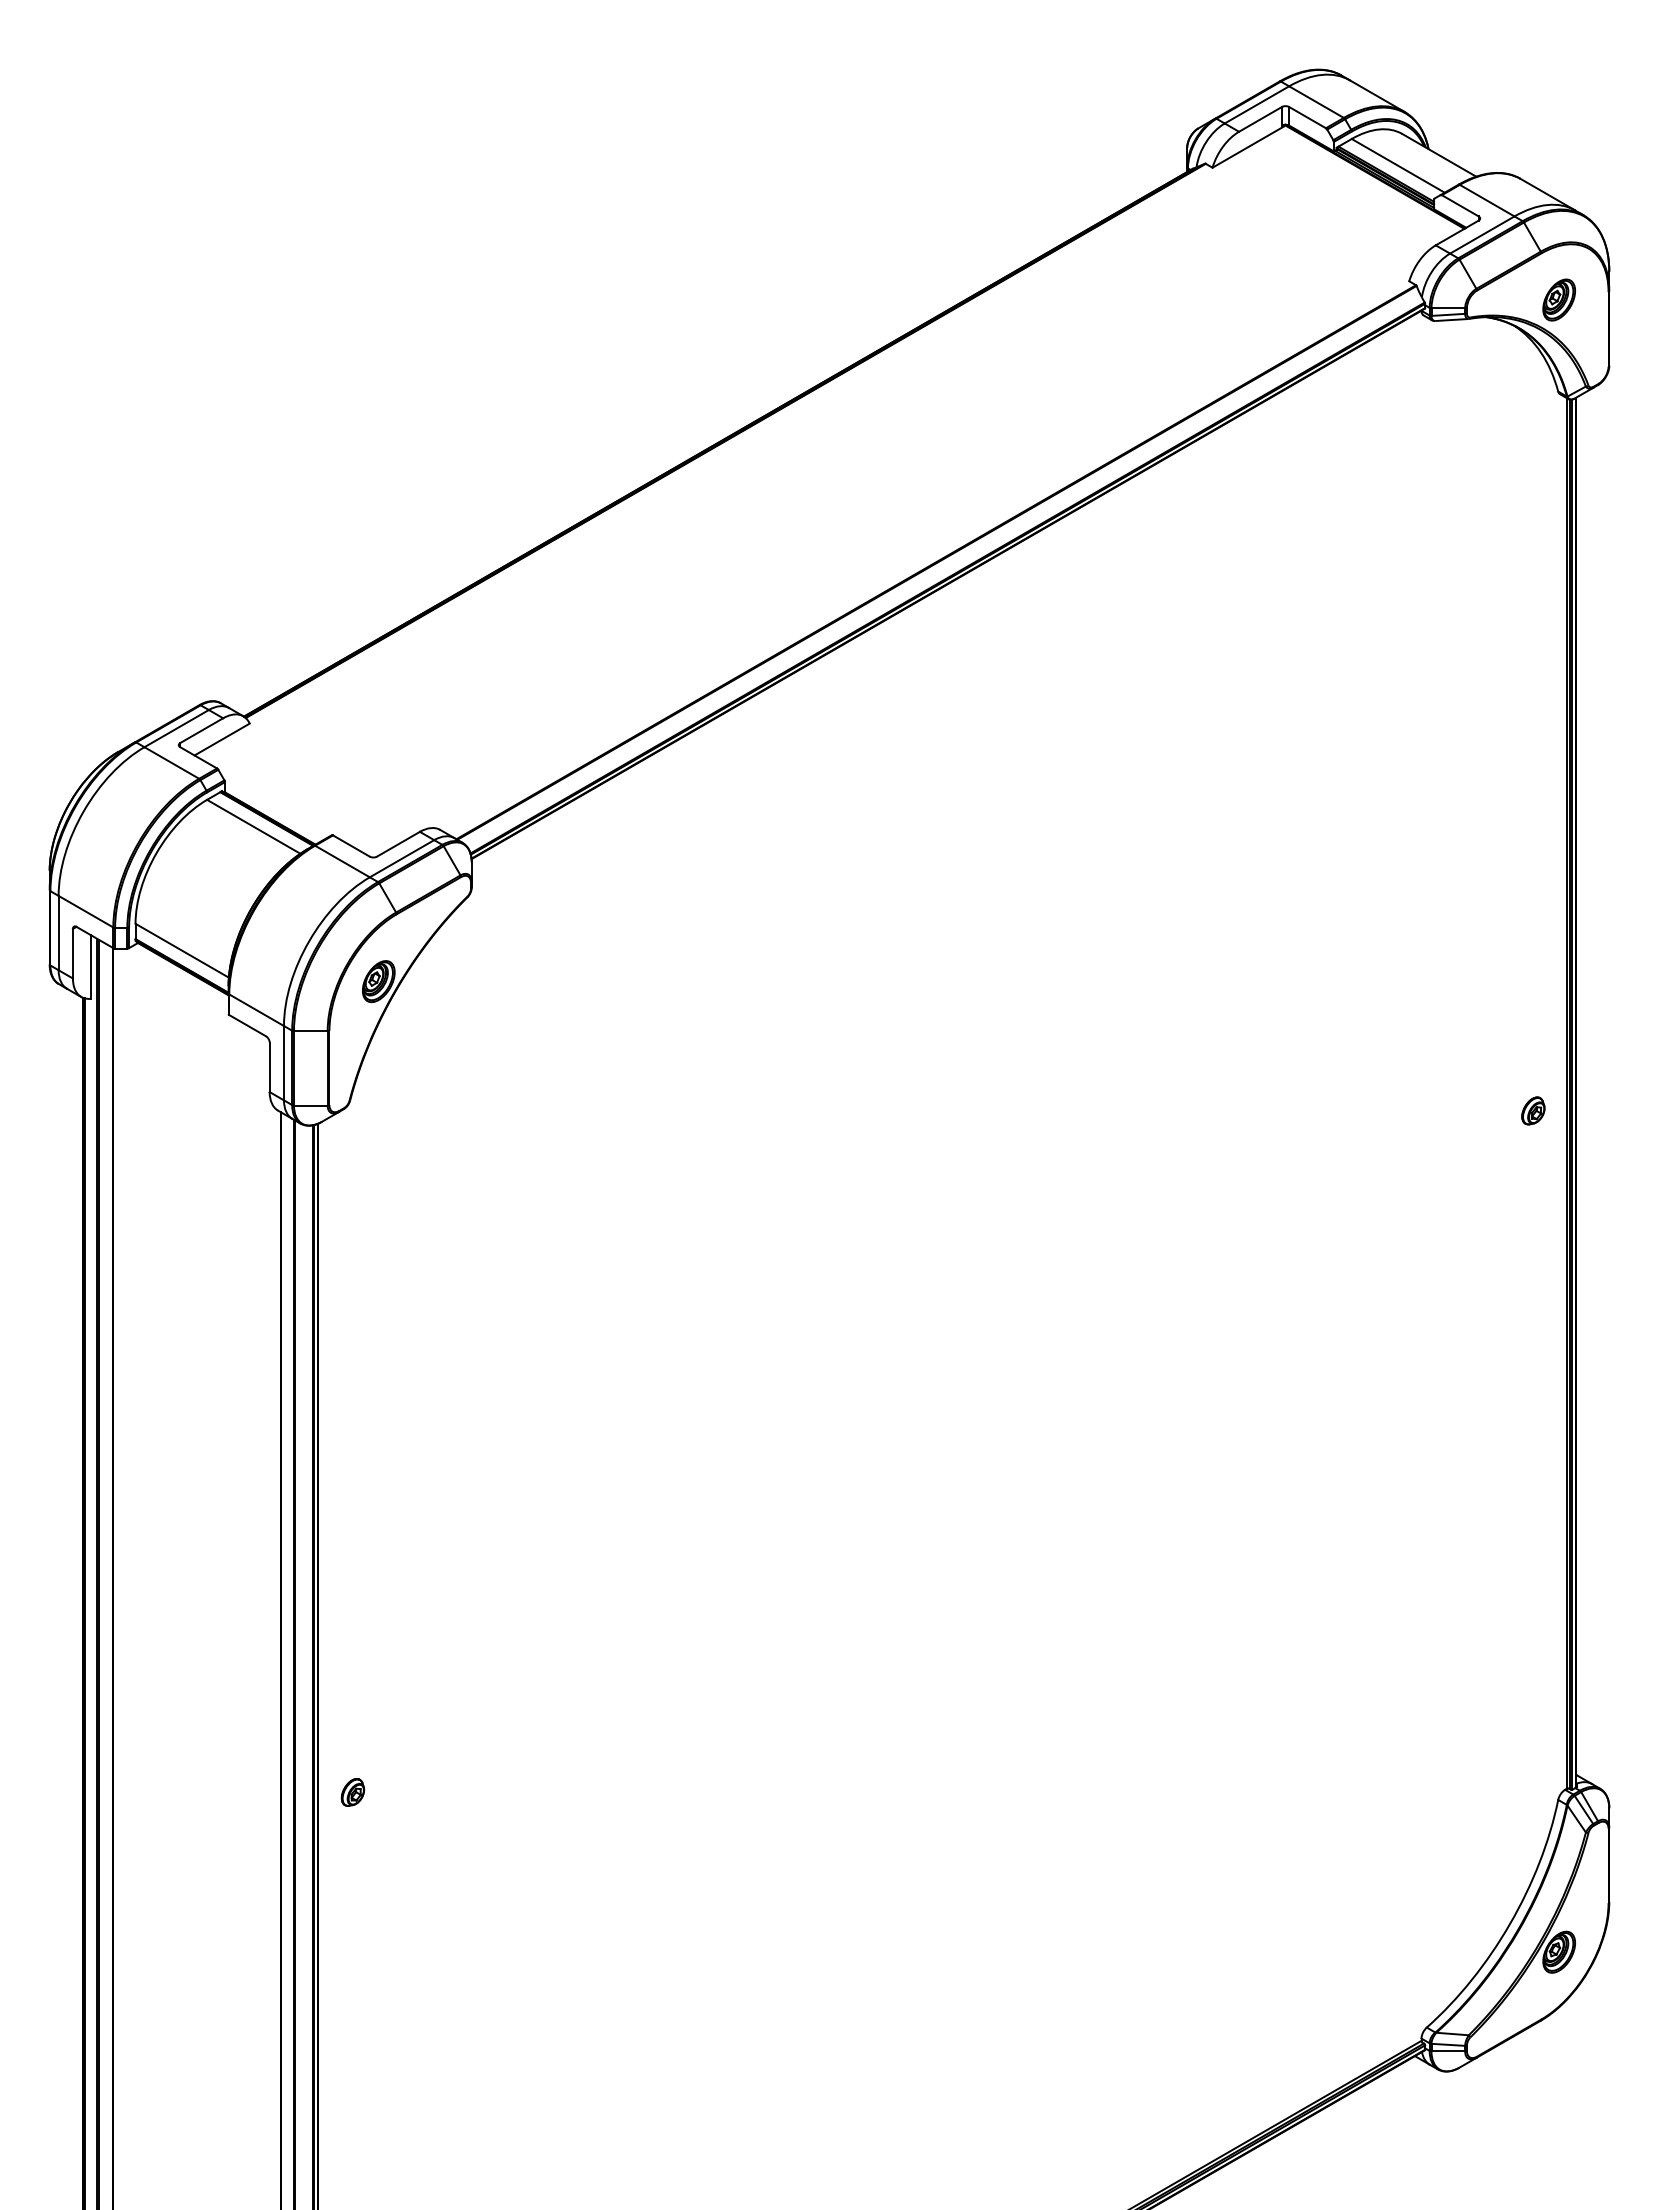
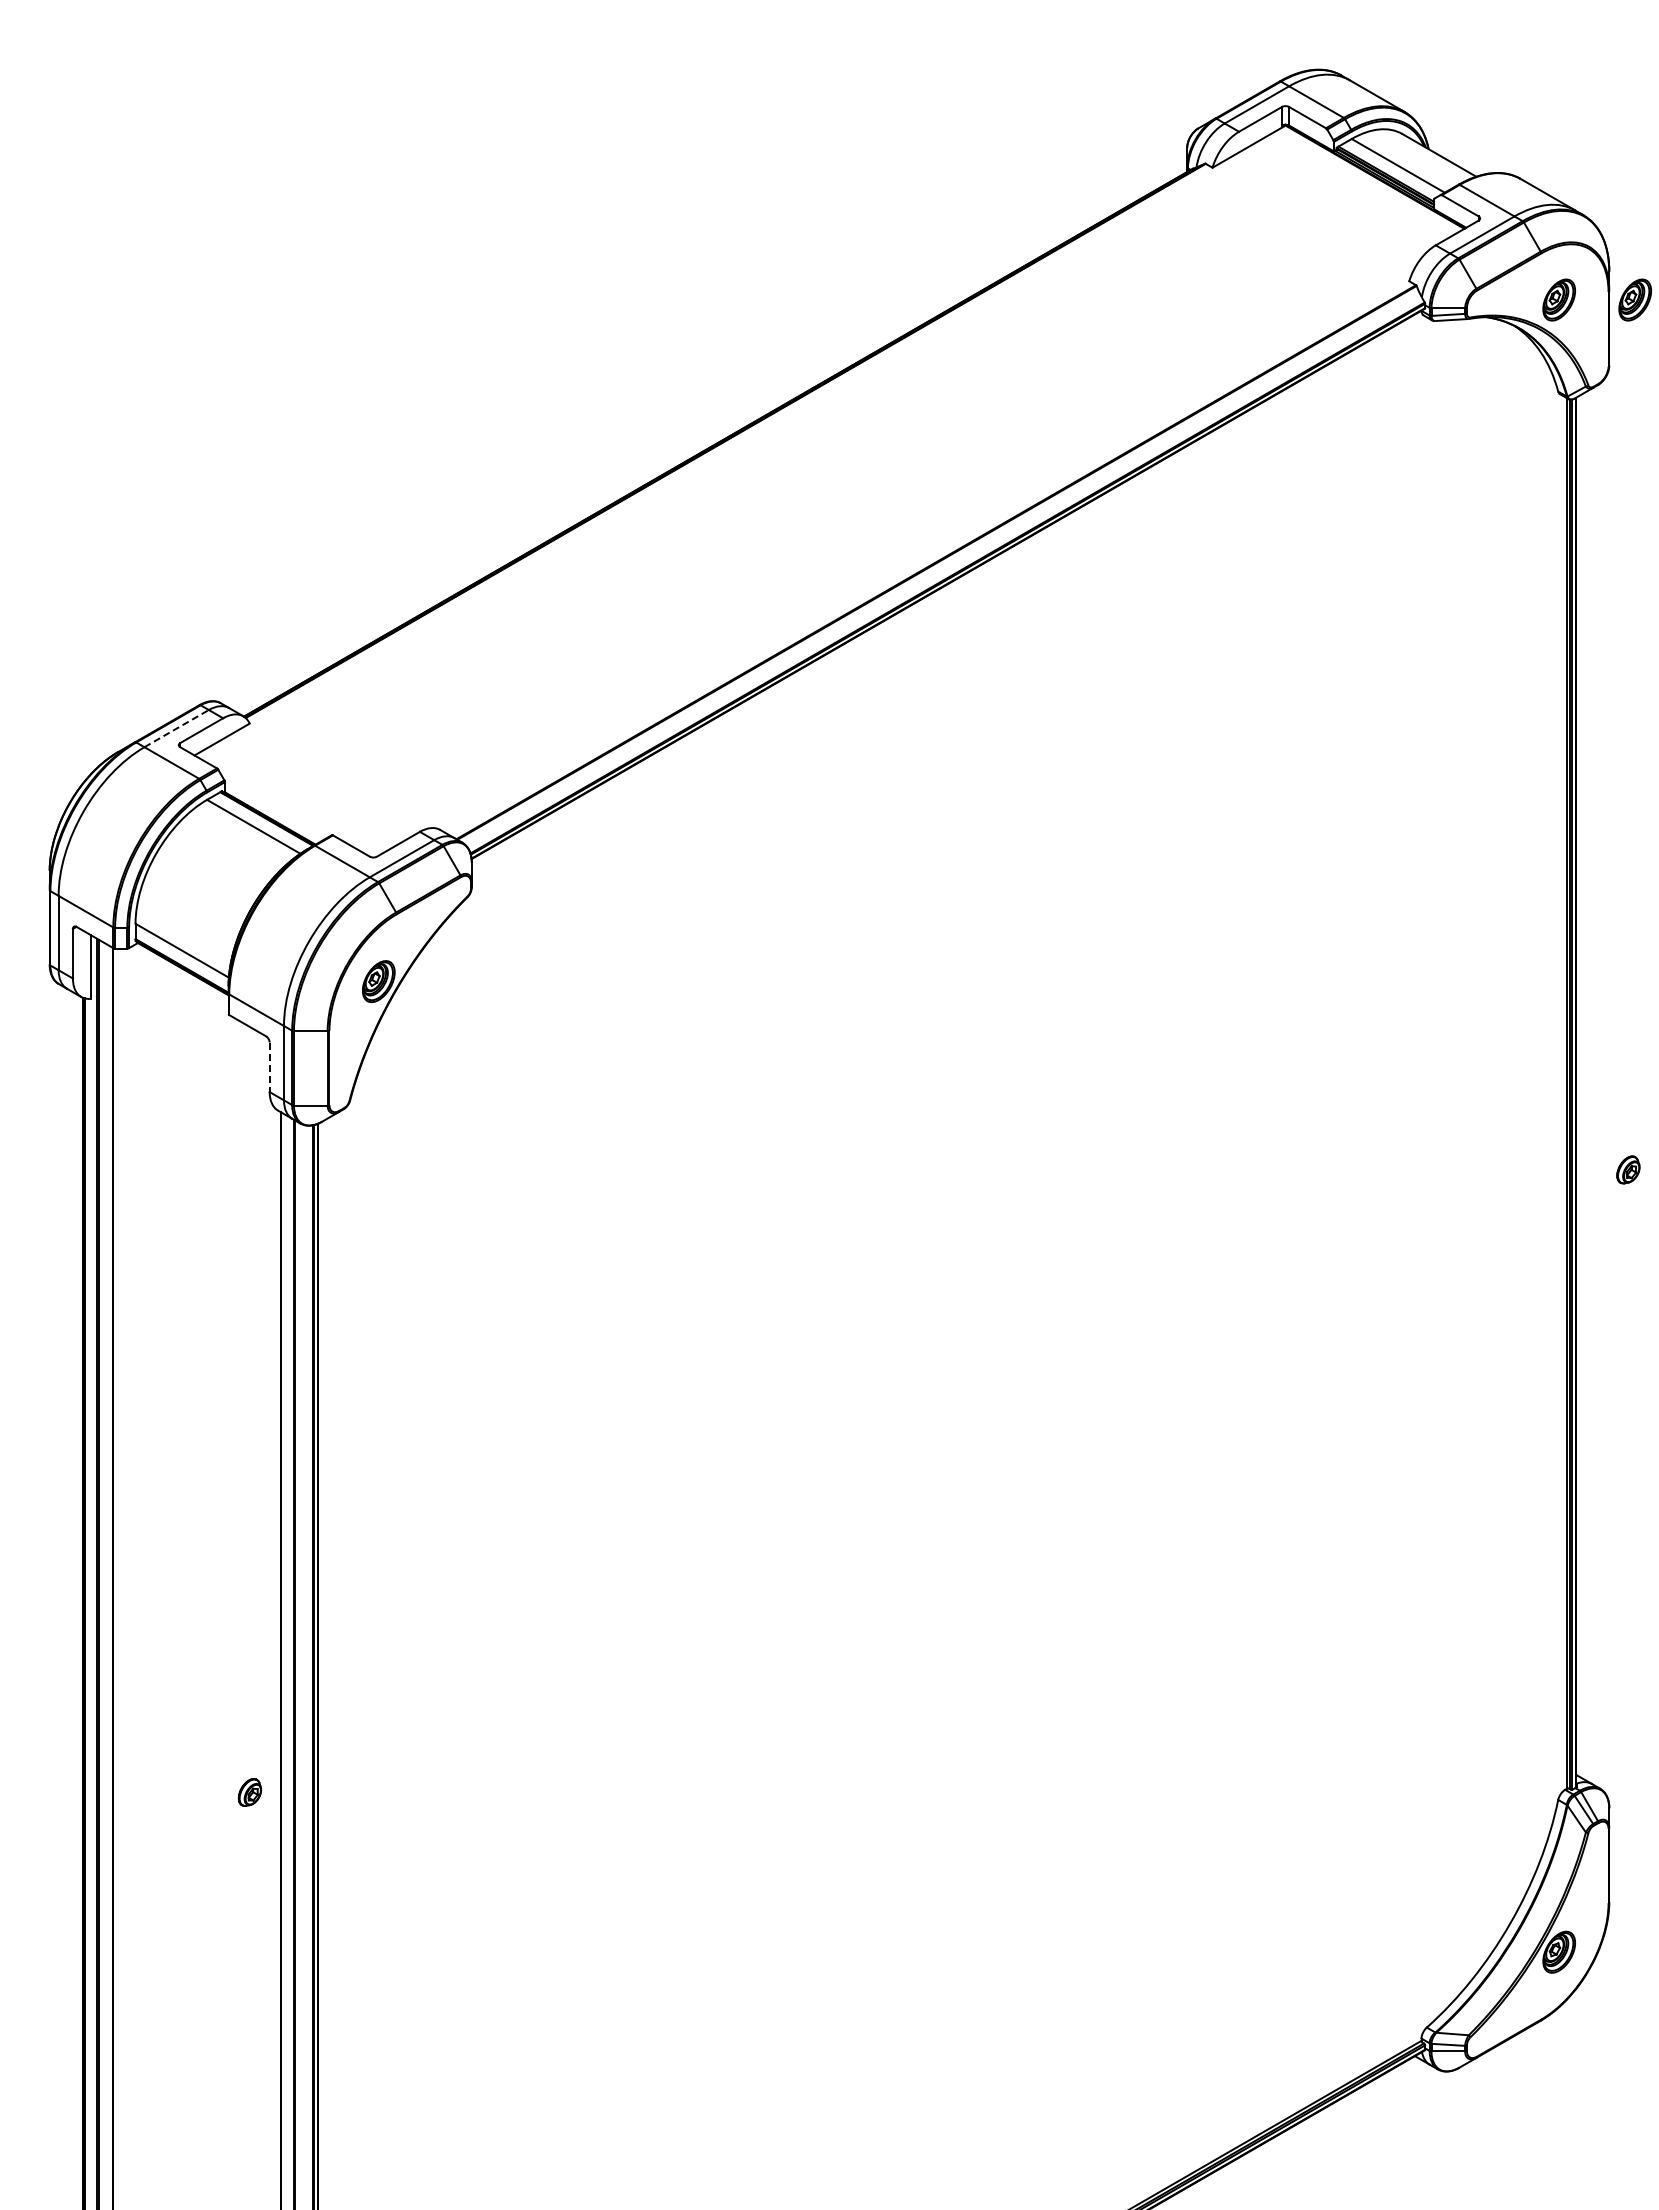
part: none -> present (1634, 299)
line: solid -> dashed (177, 728)
line: solid -> dashed (269, 1067)
part position: (1533, 1110) -> (1628, 1169) (1628, 1169)
part position: (352, 1792) -> (249, 1792) (249, 1792)
